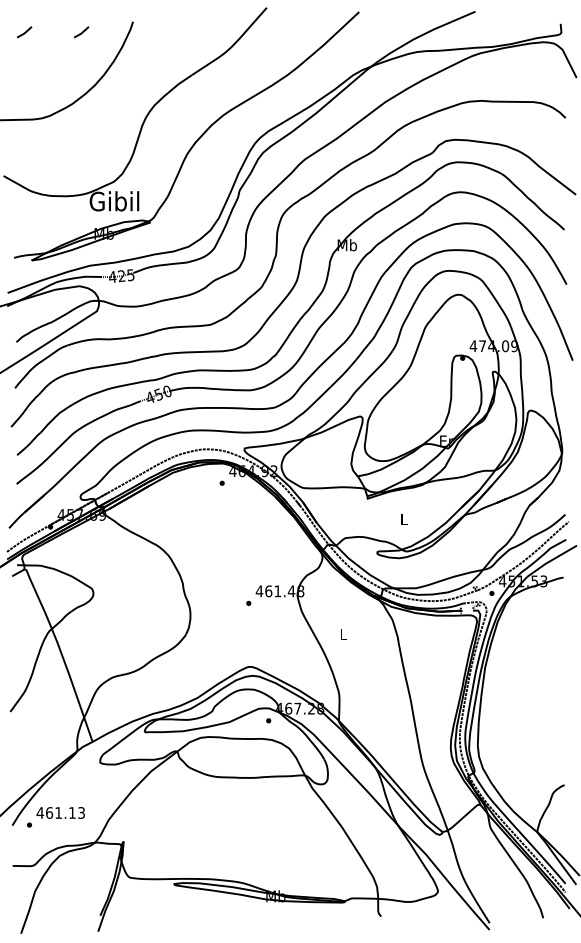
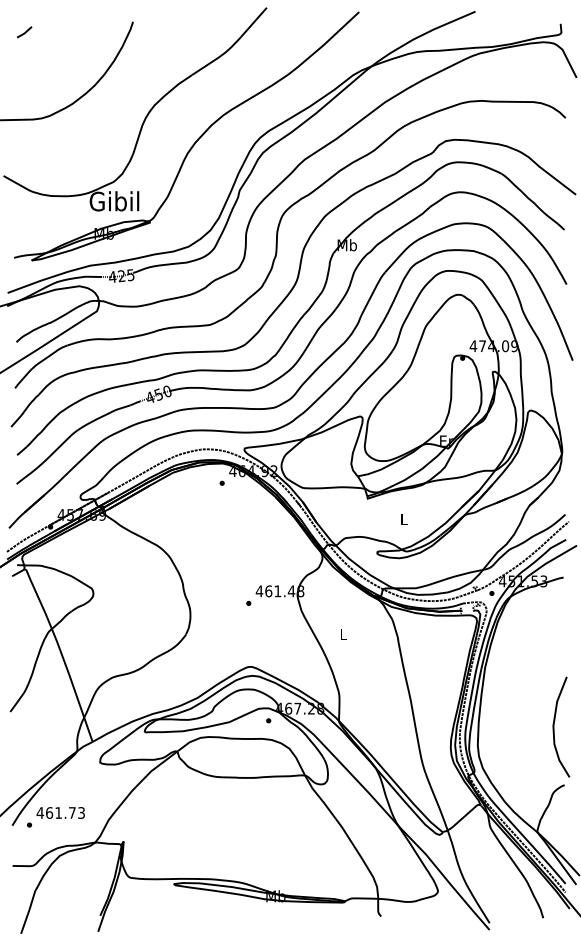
line: present -> none (81, 32)
curve: none -> present (554, 726)
text: 461.13 -> 461.73 (72, 812)
